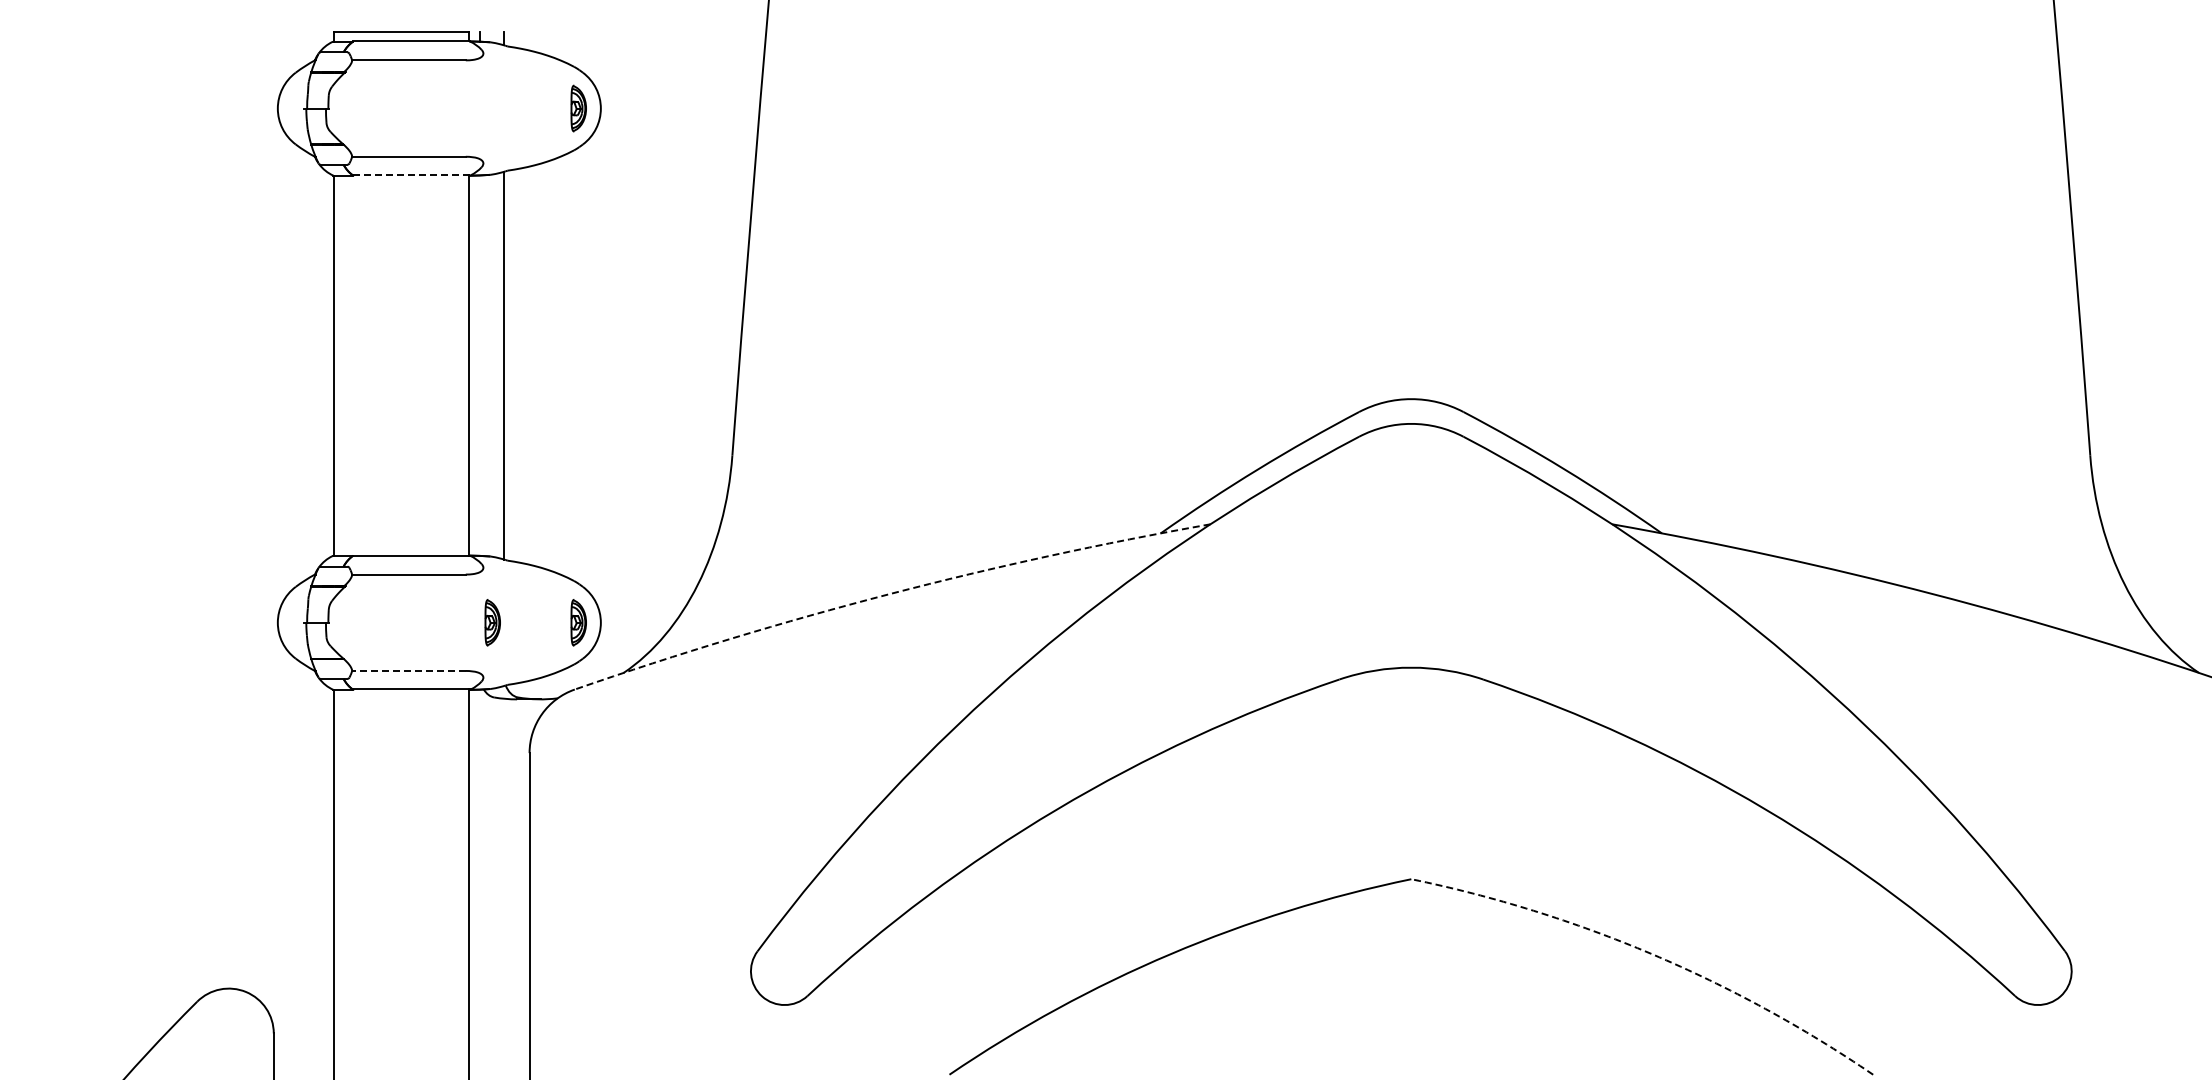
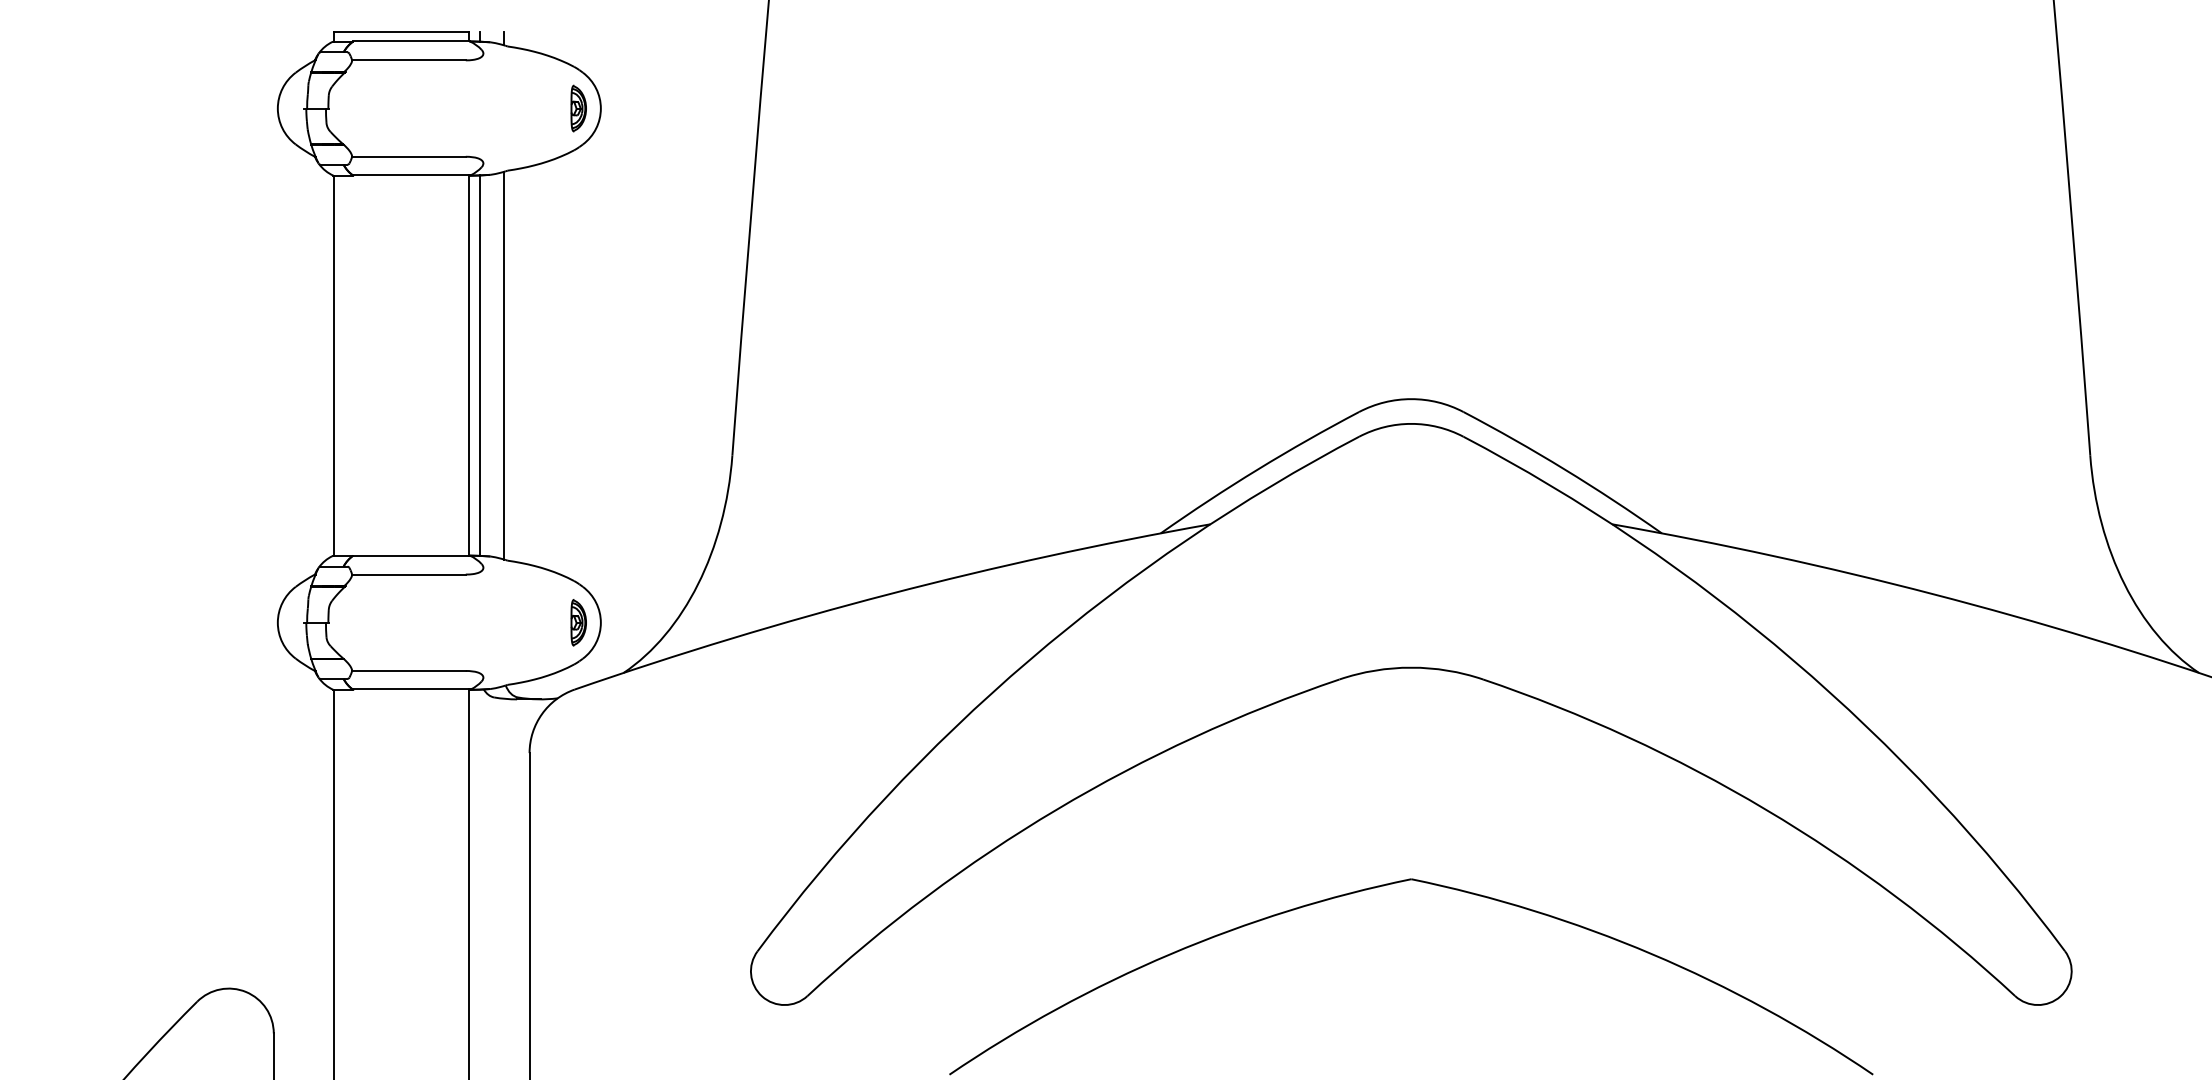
line: dashed -> solid (411, 175)
line: none -> present (480, 365)
arc: dashed -> solid (889, 594)
part: present -> none (492, 622)
line: dashed -> solid (408, 670)
arc: dashed -> solid (1651, 954)
